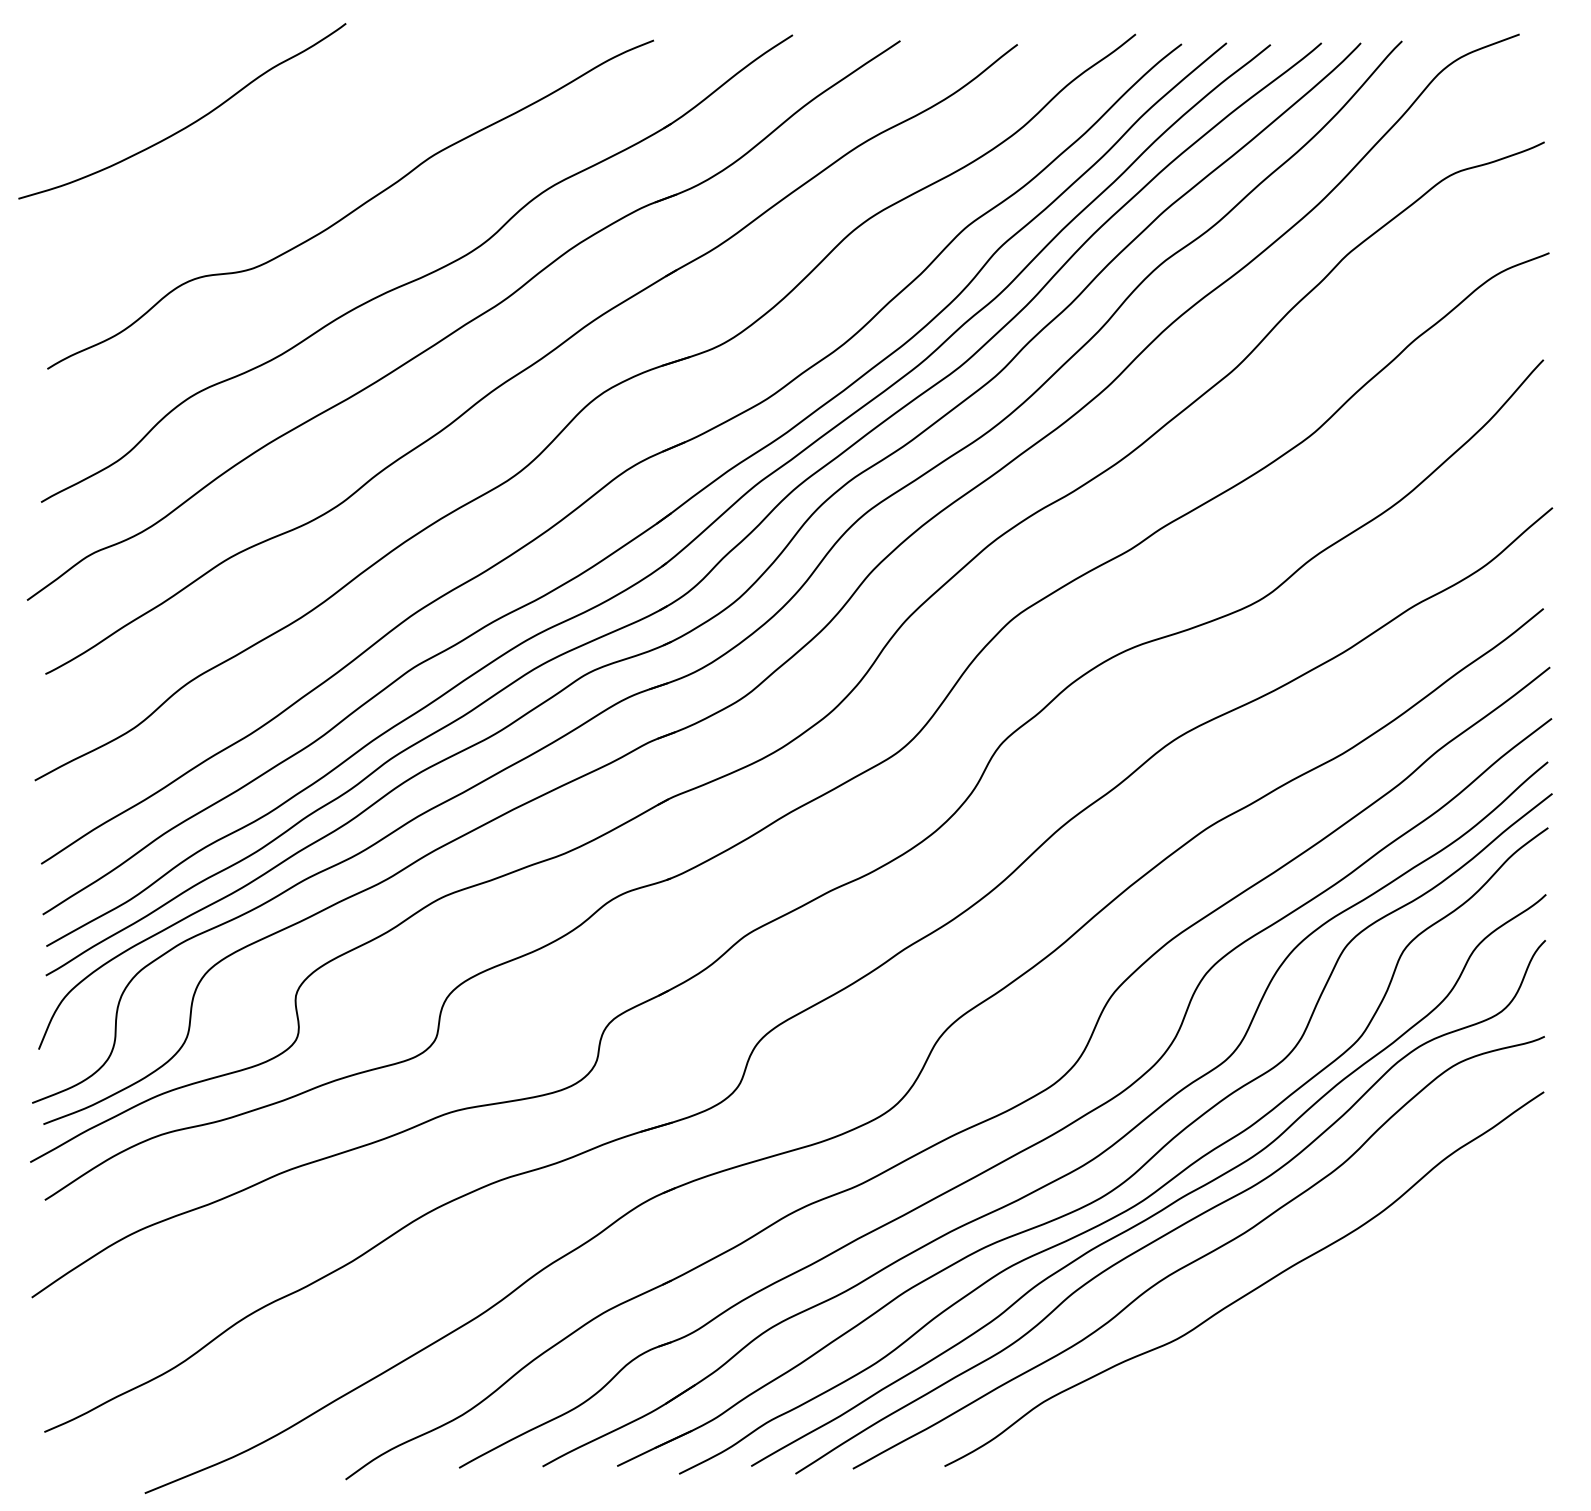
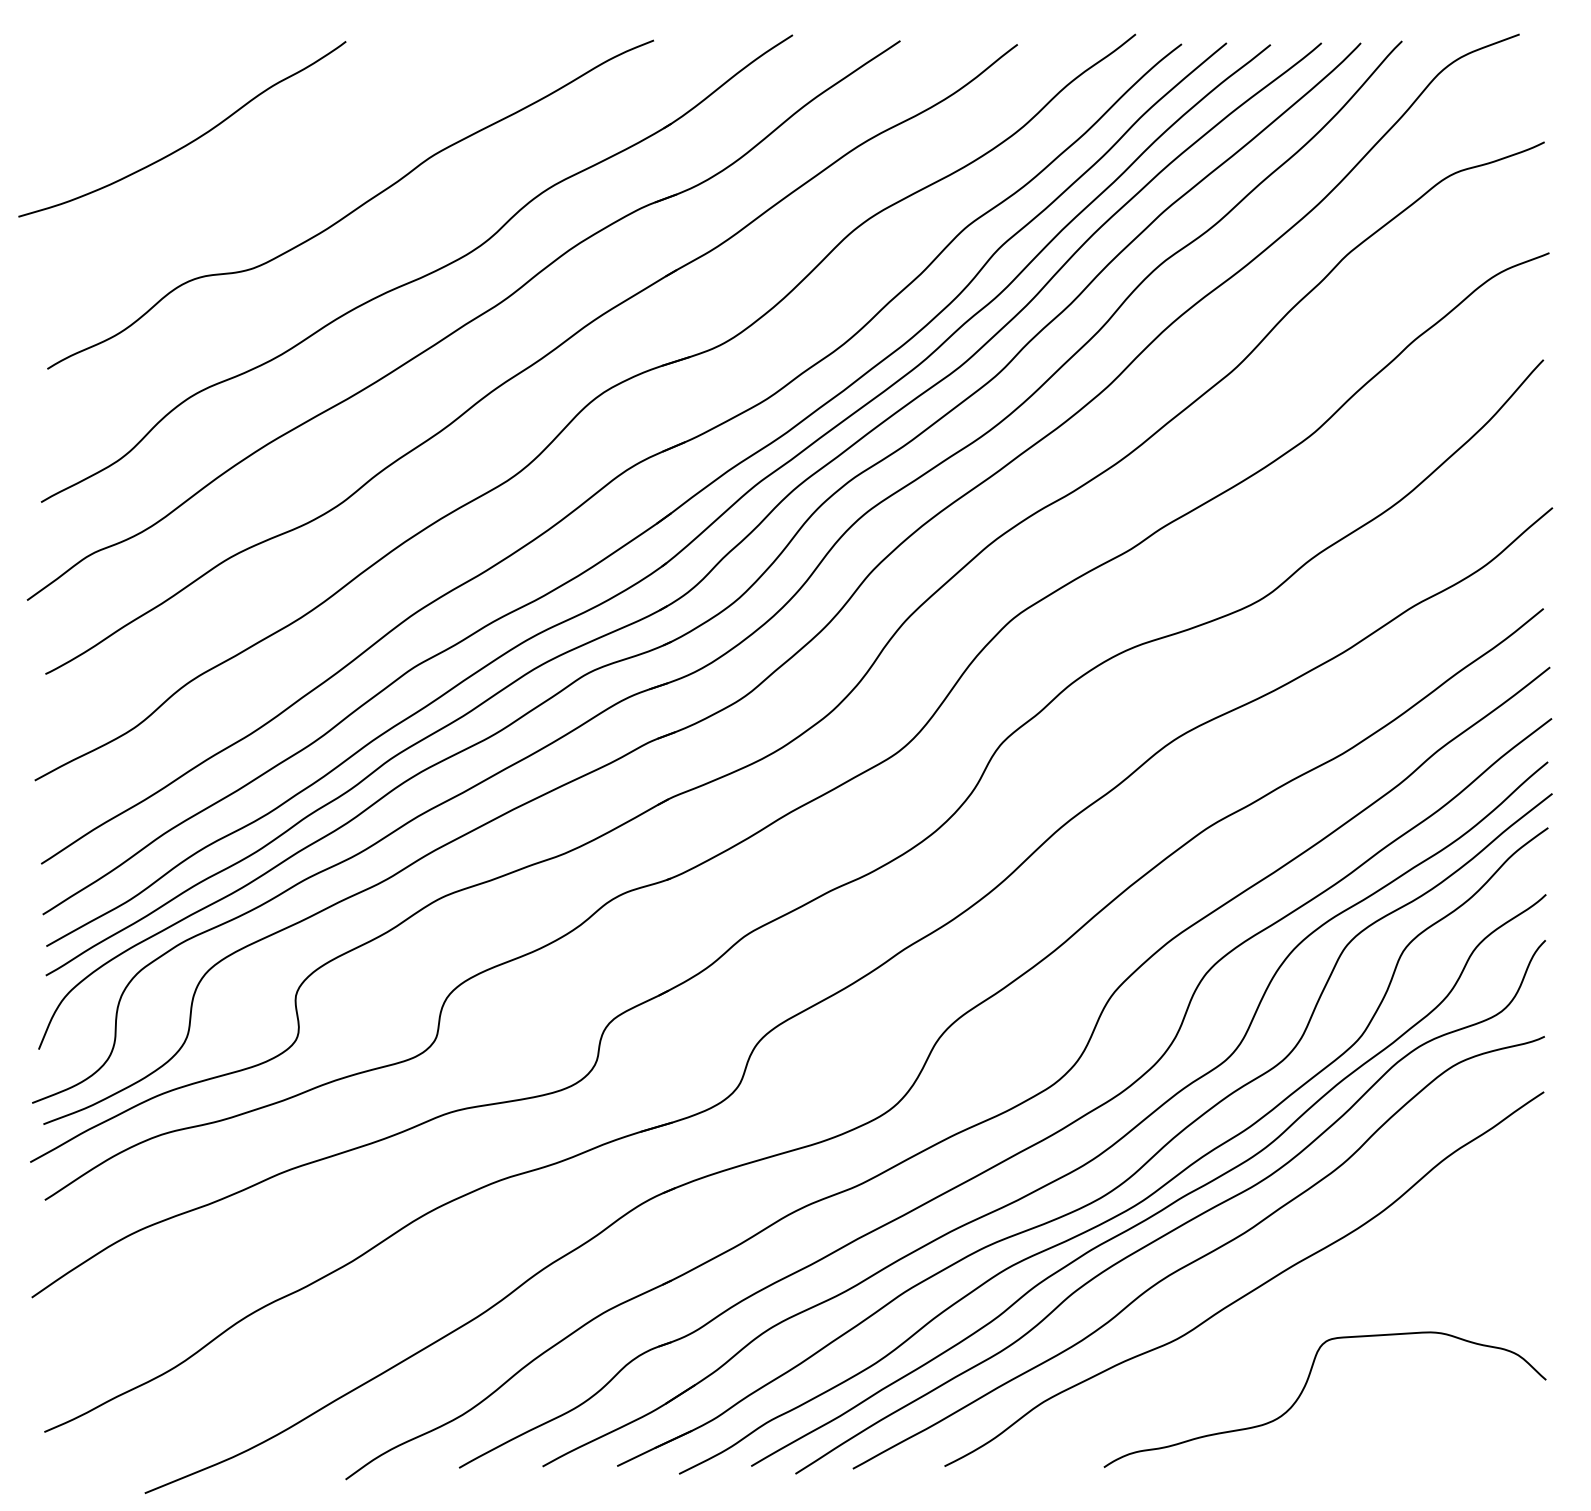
curve position: (190, 123) -> (190, 141) (190, 141)
curve: none -> present (1304, 1389)
